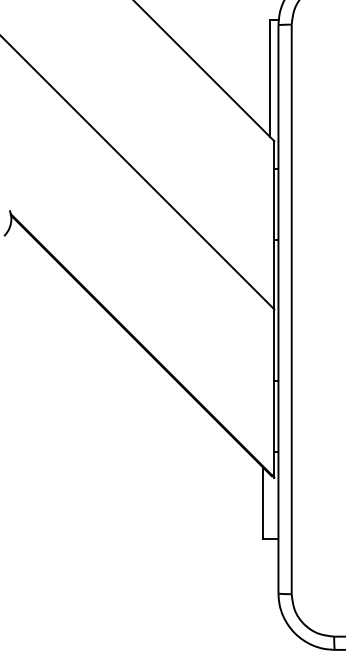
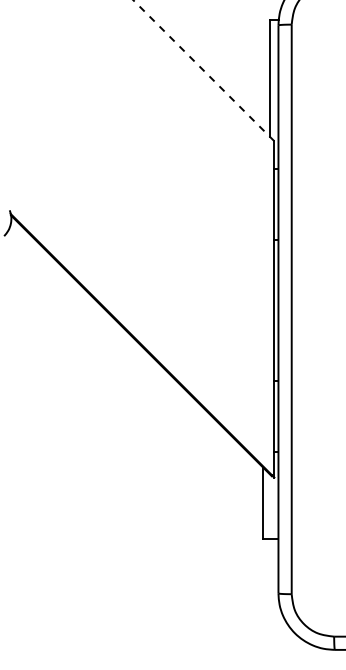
line: solid -> dashed (203, 70)
line: present -> none (138, 173)
